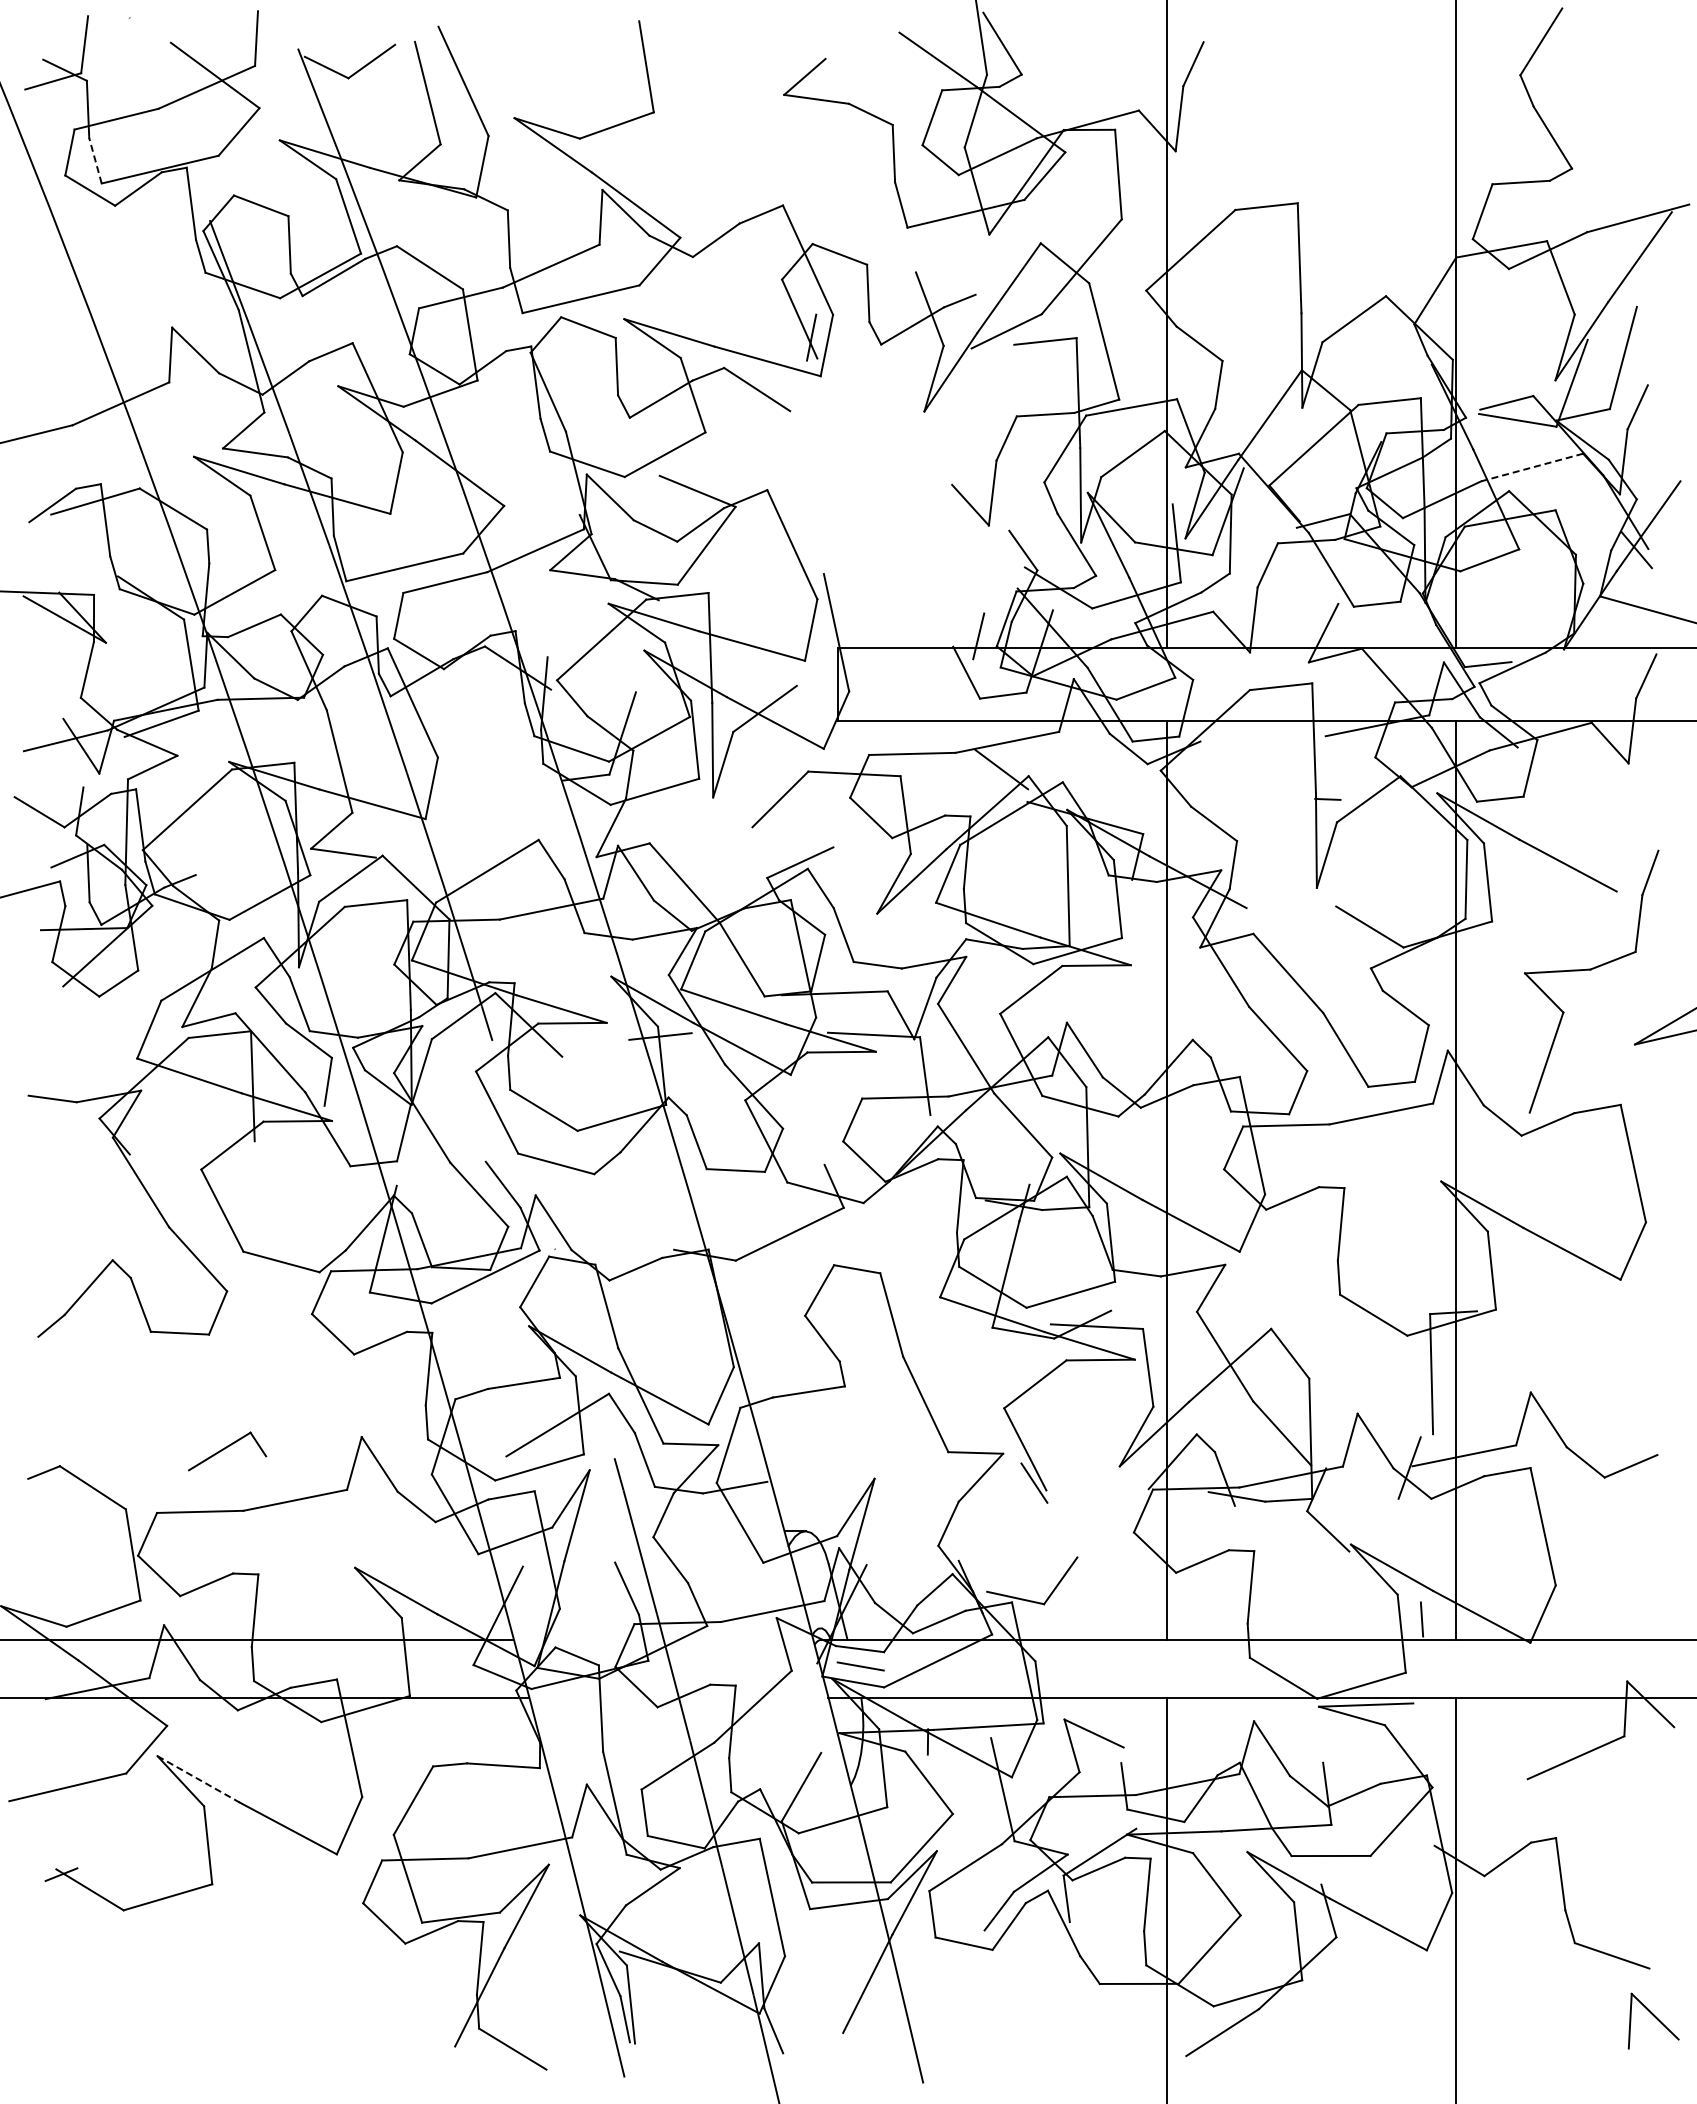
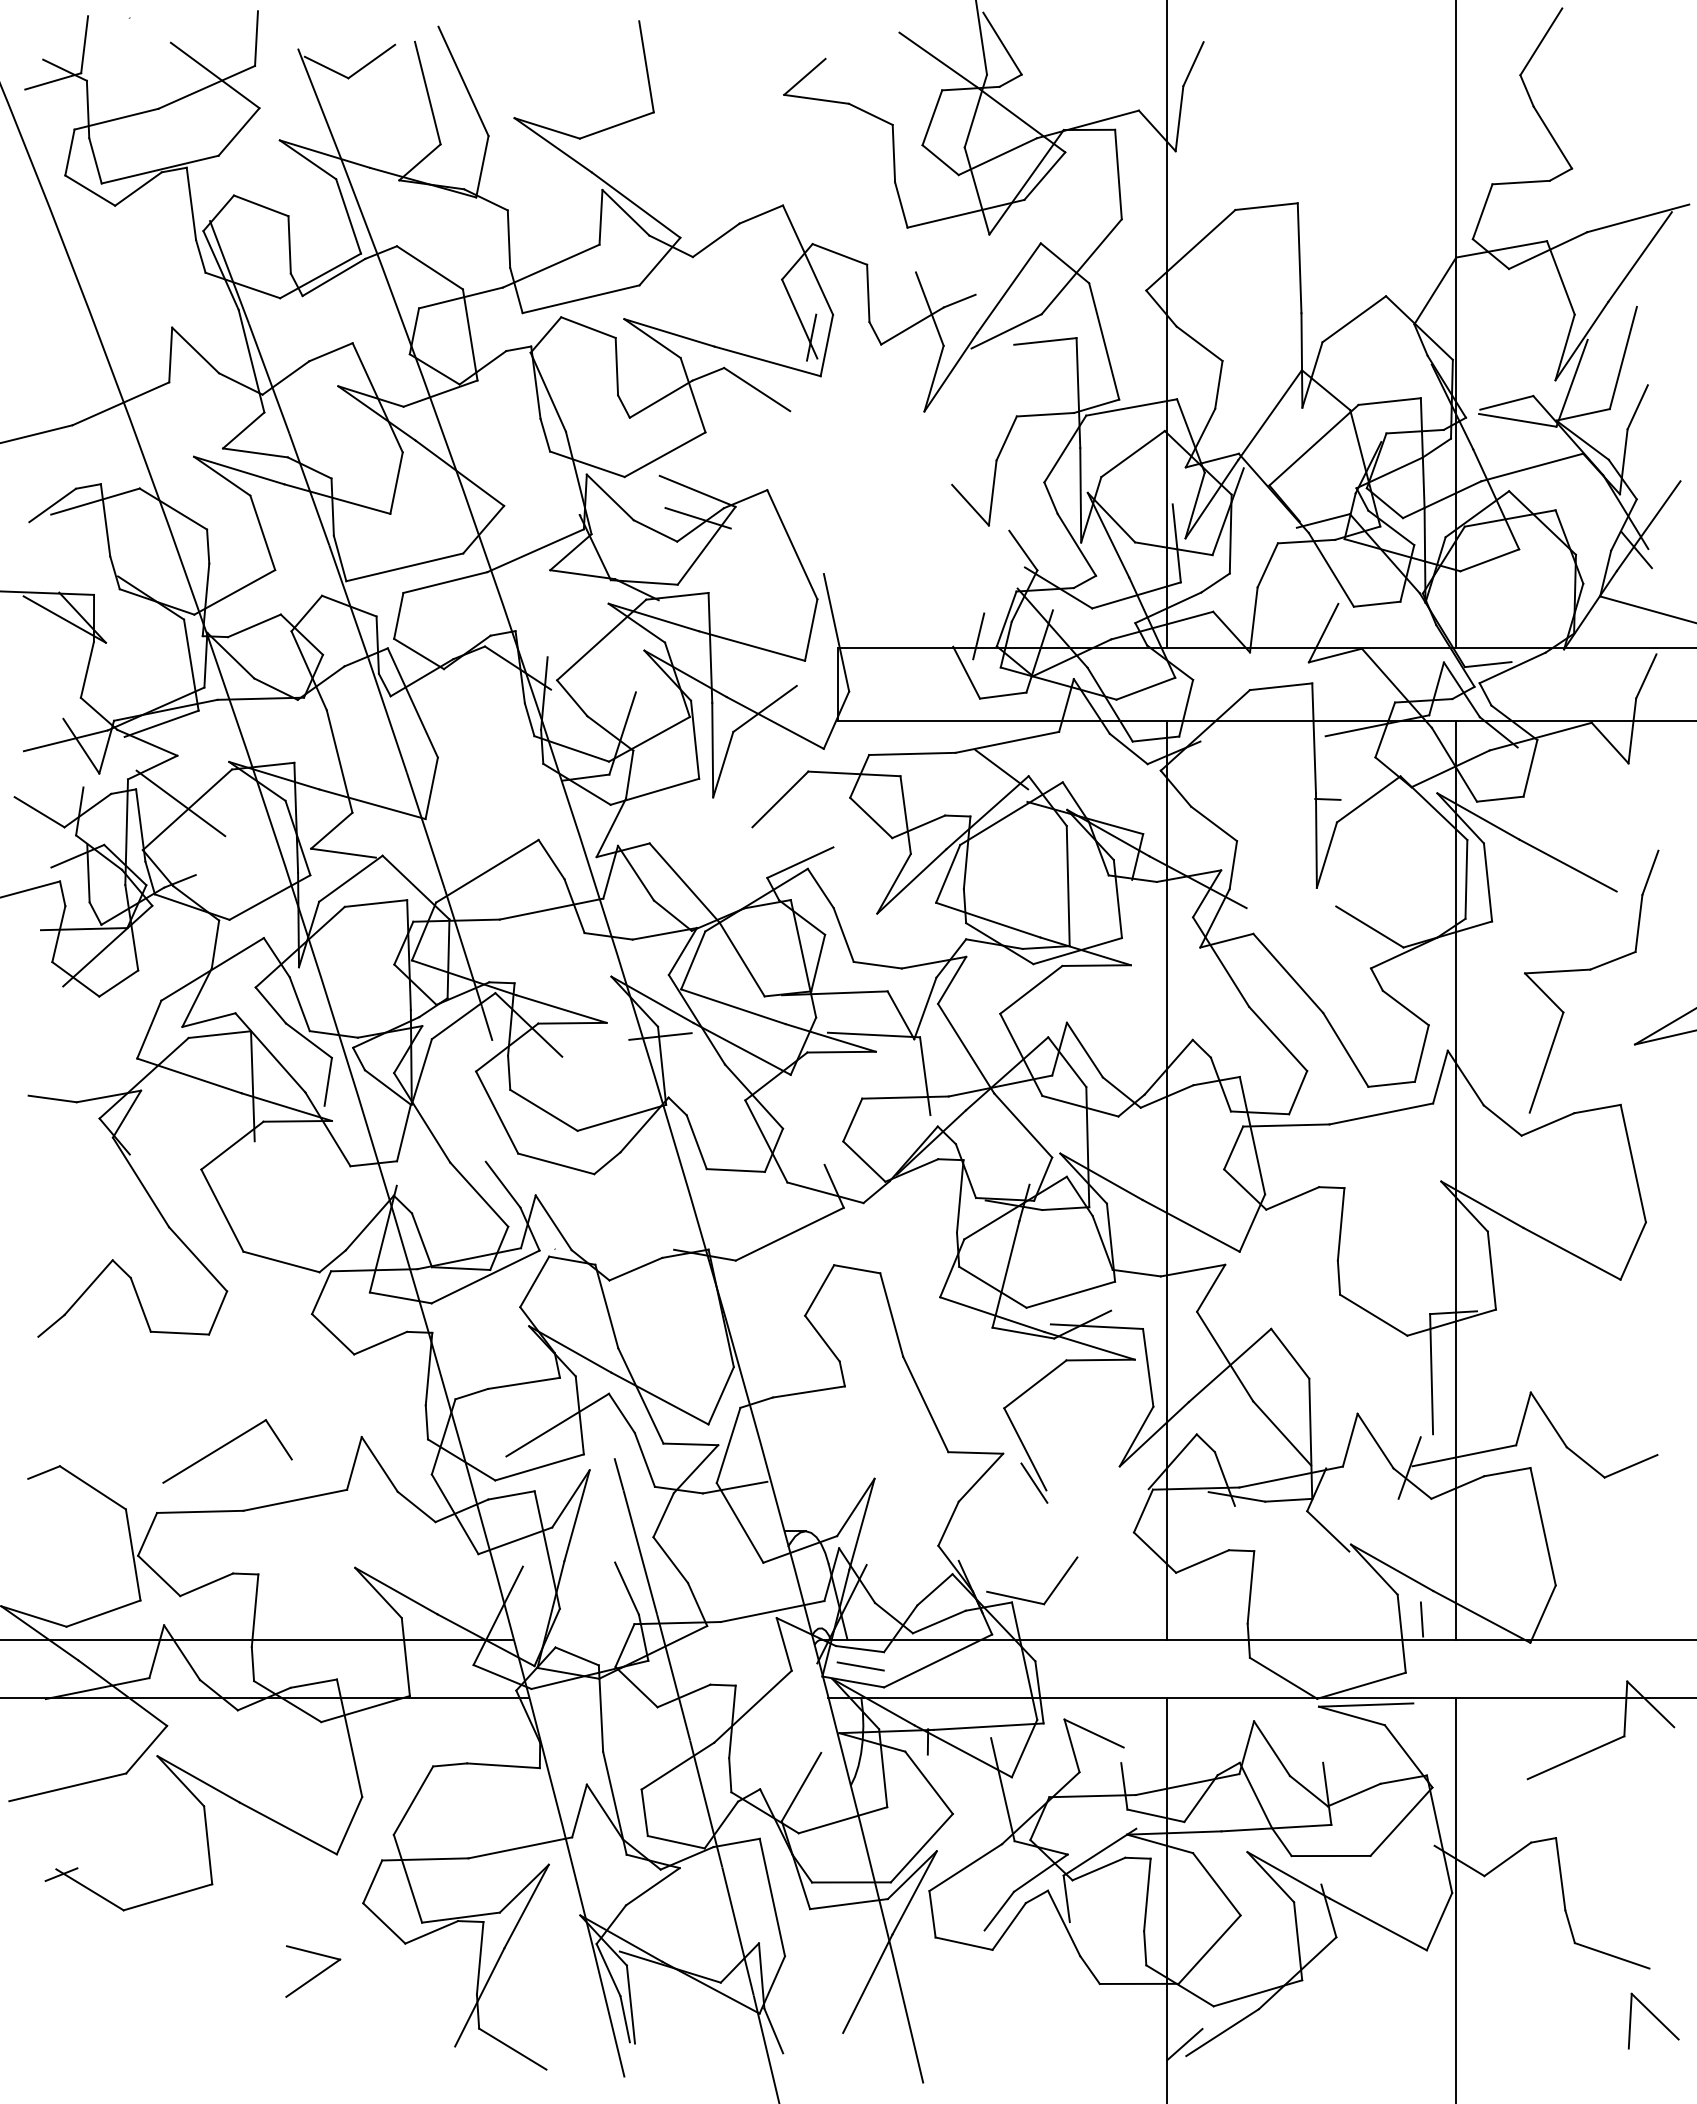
line: dashed -> solid (95, 160)
line: dashed -> solid (1532, 467)
line: none -> present (697, 518)
line: none -> present (180, 803)
part size: 80x41 px -> 131x65 px (227, 1451)
line: dashed -> solid (199, 1779)
part: none -> present (313, 1971)
line: none -> present (1184, 2044)
